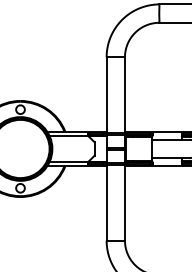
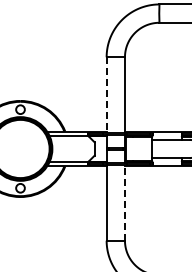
line: solid -> dashed (106, 94)
line: solid -> dashed (124, 203)
